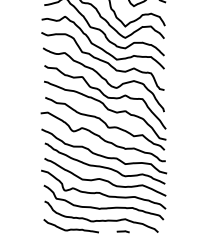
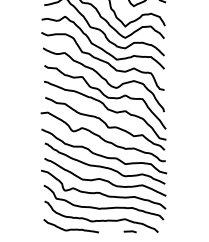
curve position: (122, 231) -> (129, 231) (129, 231)
